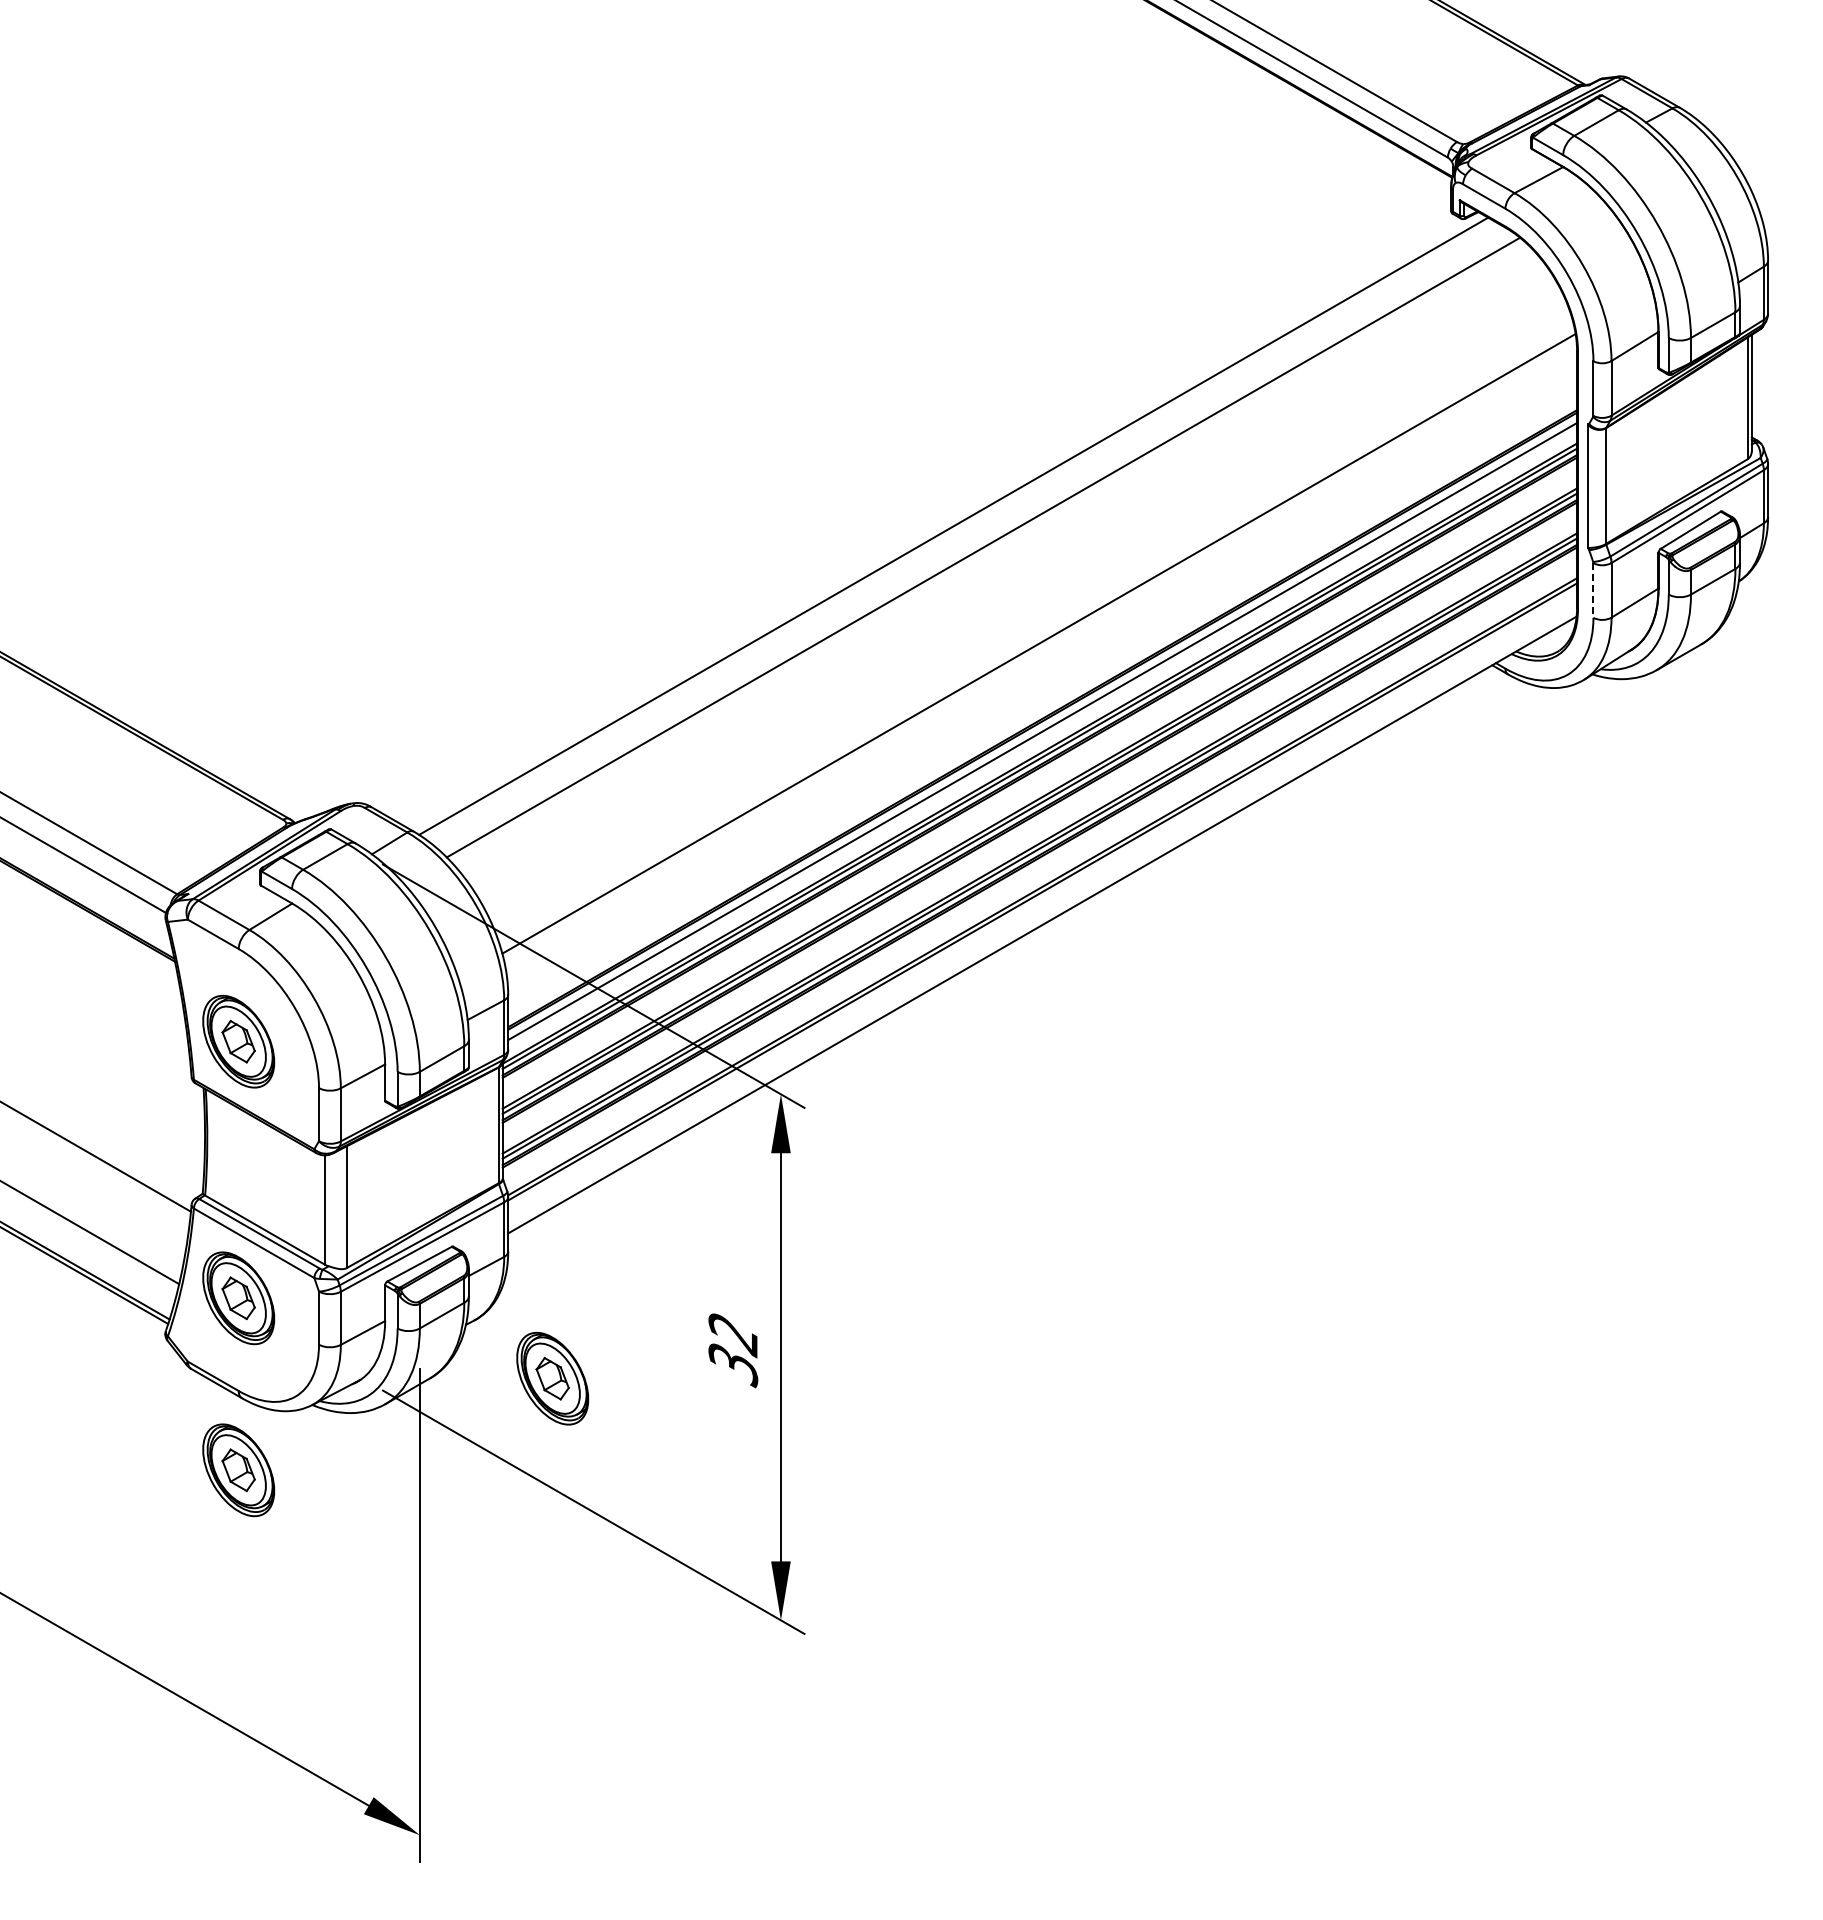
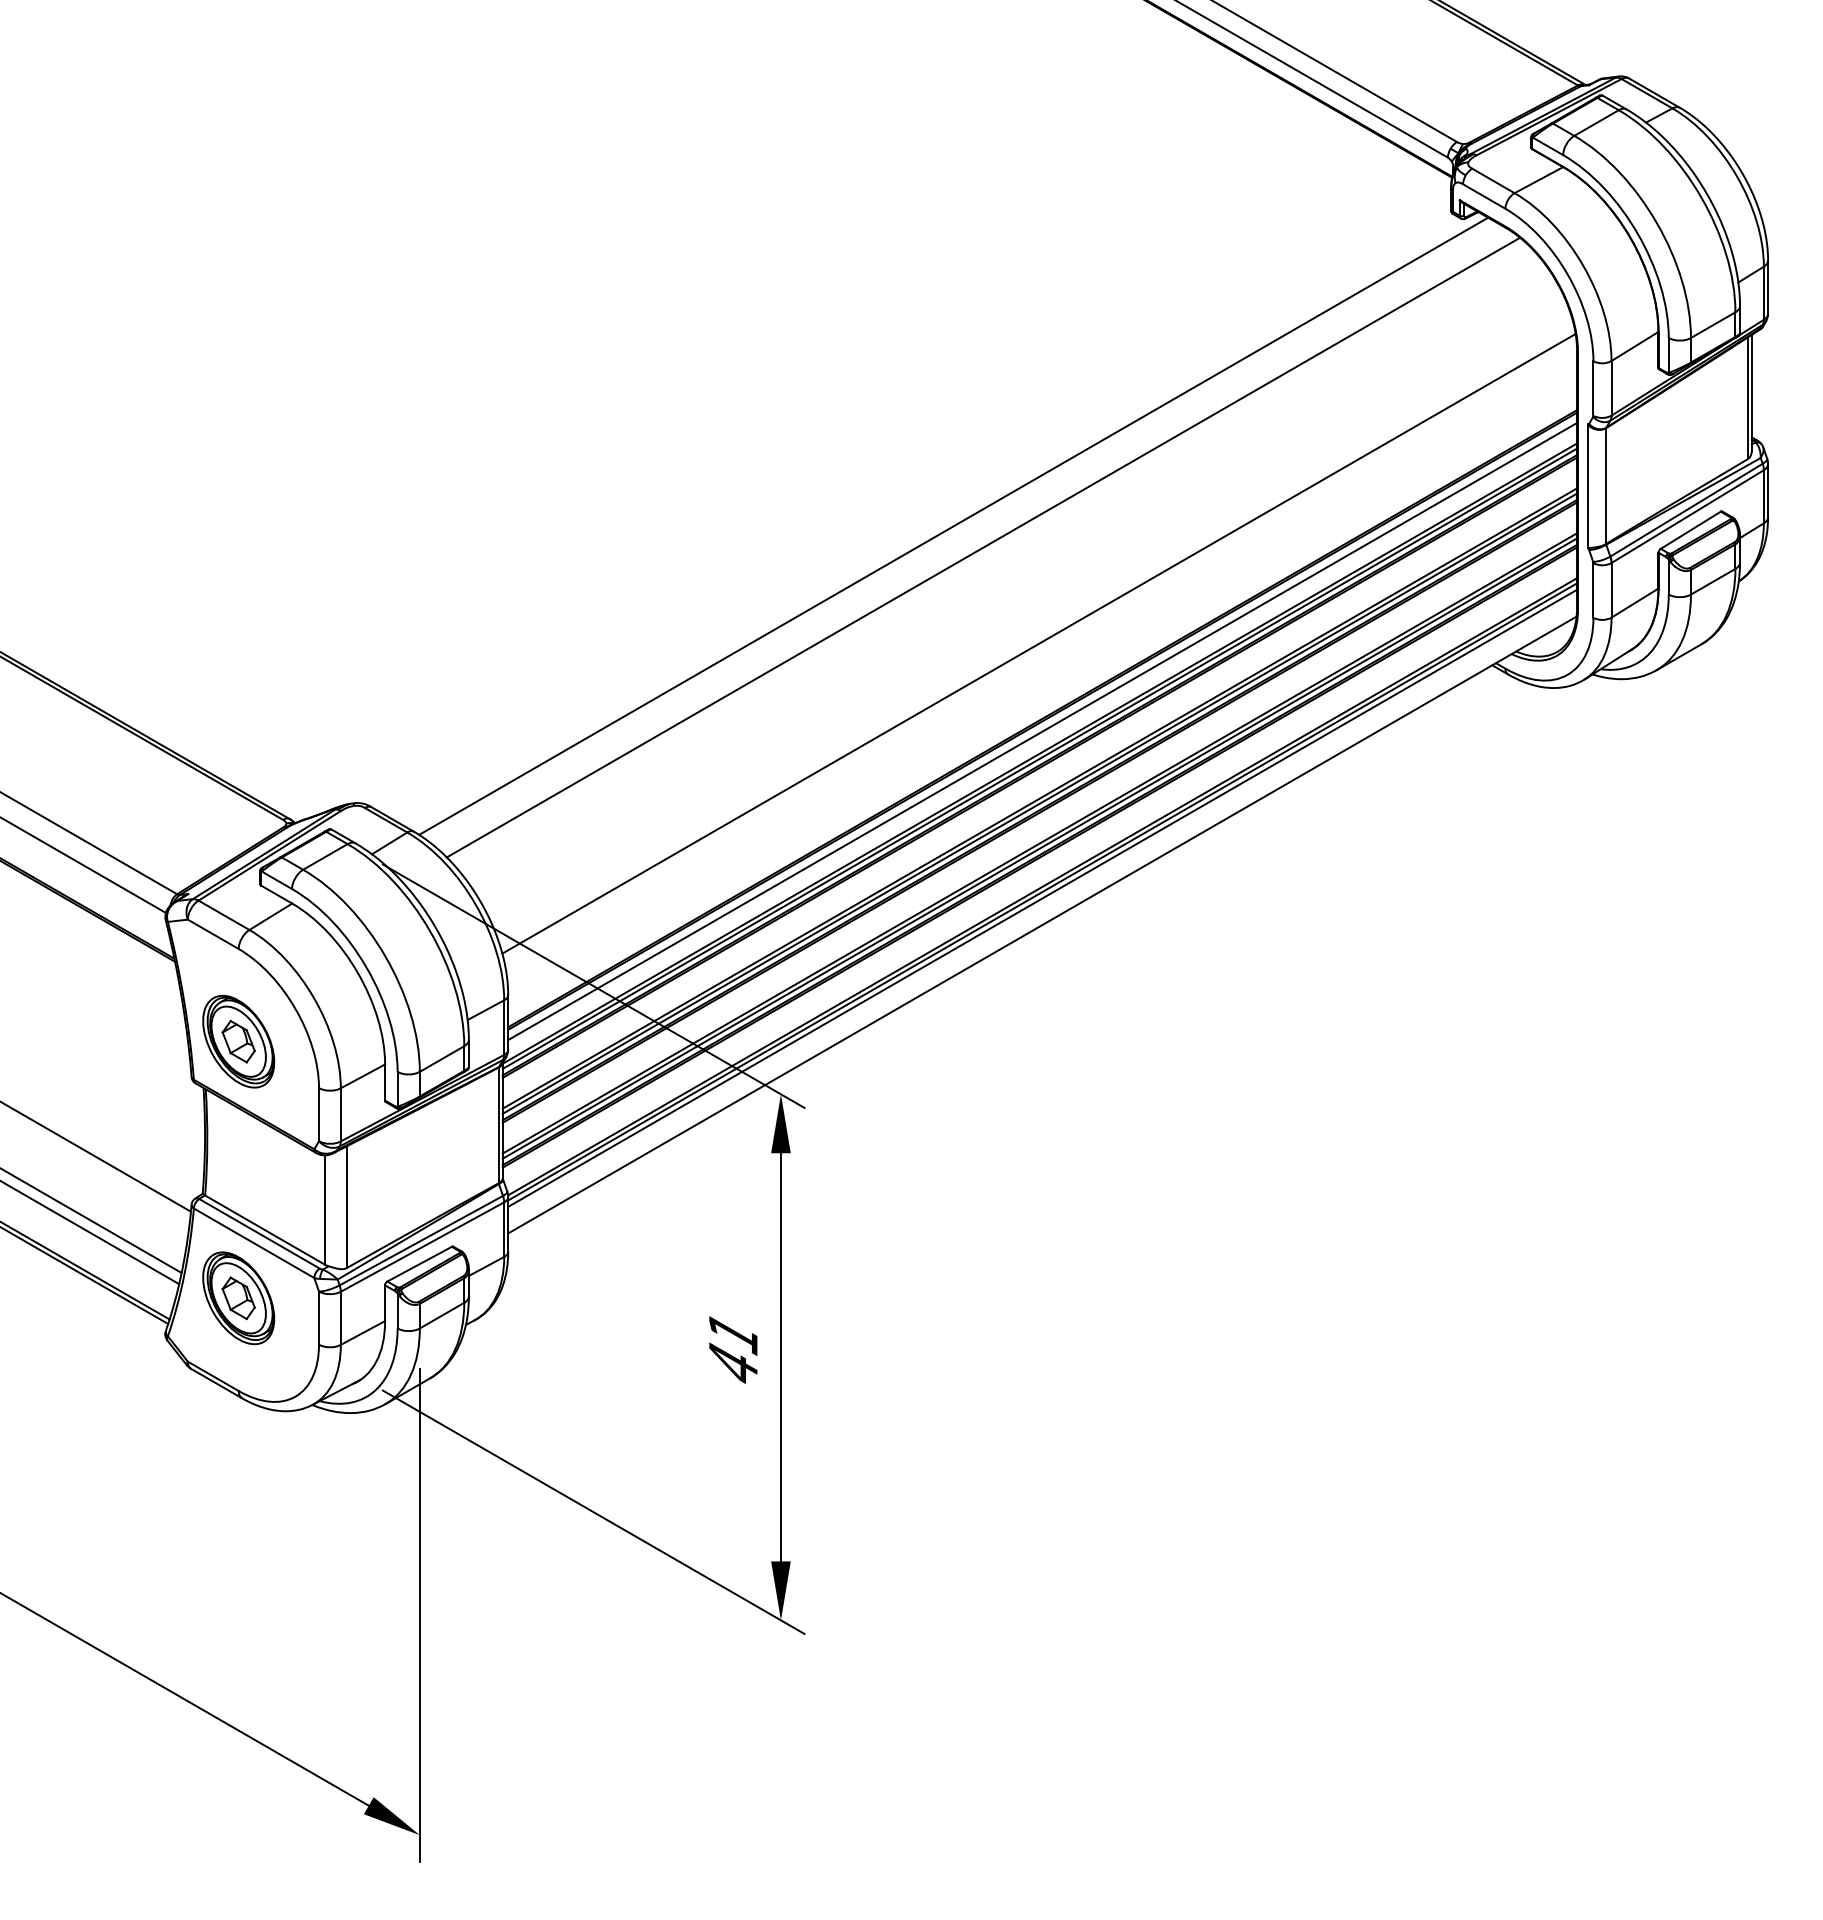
line: dashed -> solid (1593, 591)
line: none -> present (1042, 897)
line: none -> present (91, 1220)
text: 32 -> 41 (733, 1350)
part: present -> none (552, 1378)
part: present -> none (238, 1470)
